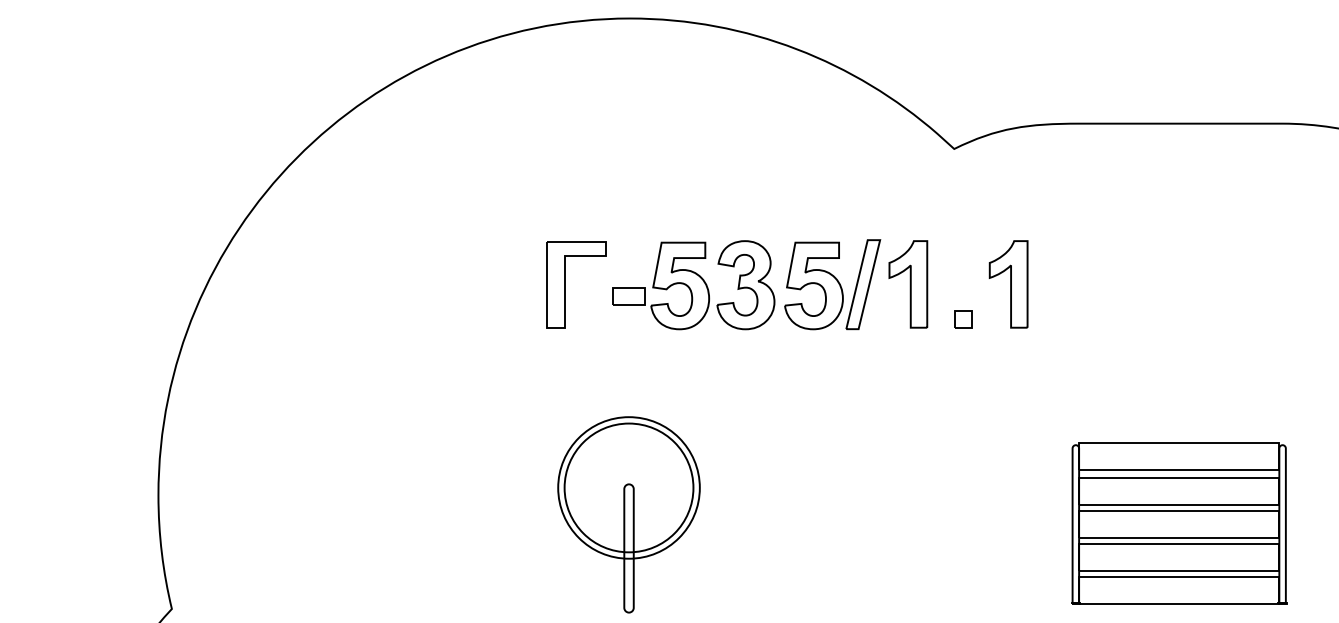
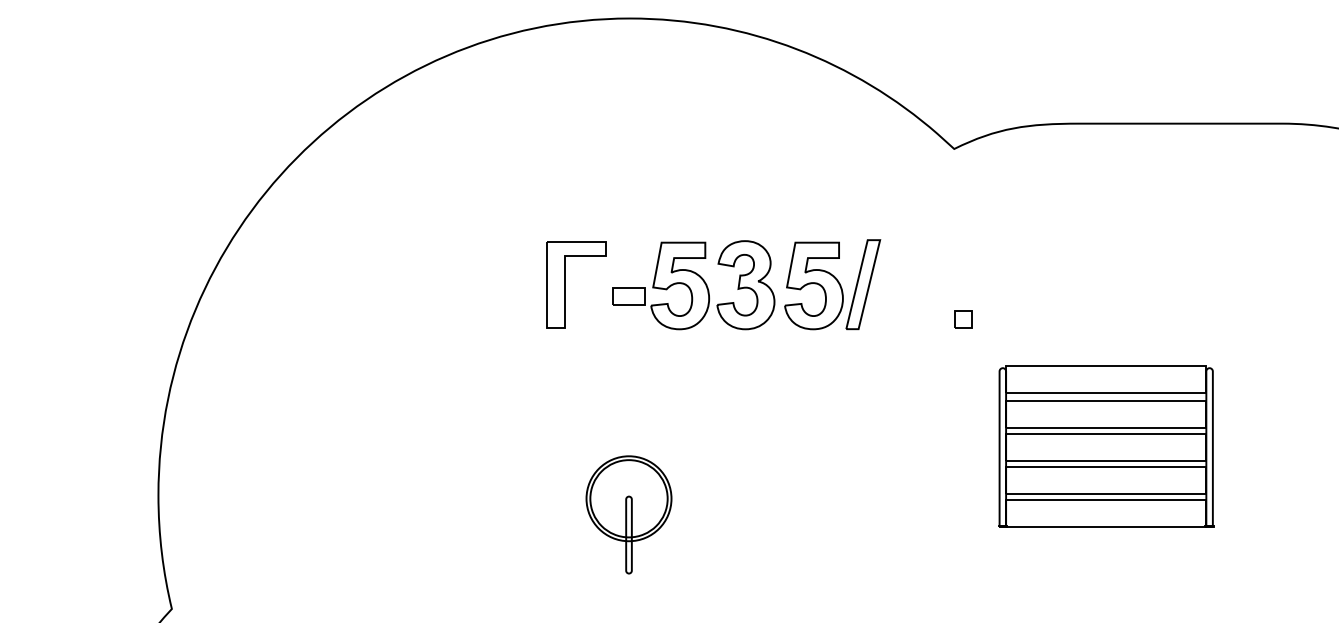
part: present -> none (908, 284)
part: present -> none (1008, 284)
part size: 144x198 px -> 88x120 px (628, 514)
part position: (1179, 523) -> (1106, 446) (1106, 446)
